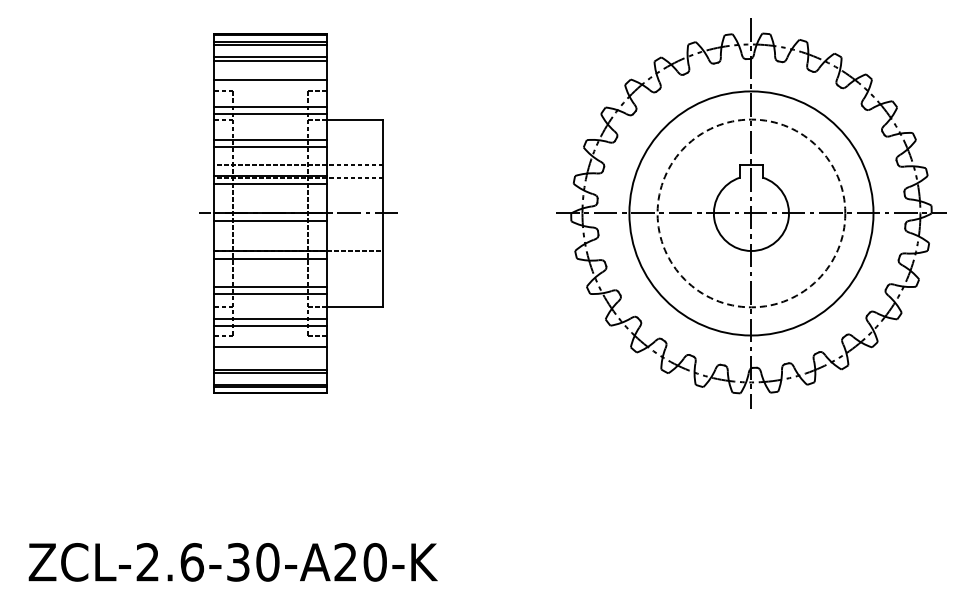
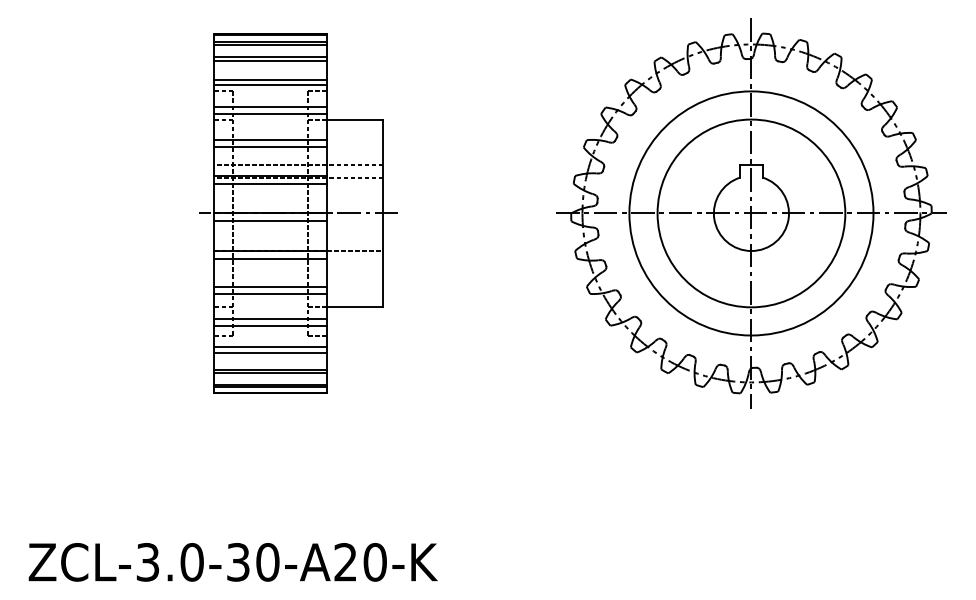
line: none -> present (270, 84)
circle: dashed -> solid (751, 213)
line: none -> present (270, 352)
text: ZCL-2.6-30-A20-K -> ZCL-3.0-30-A20-K (170, 562)
